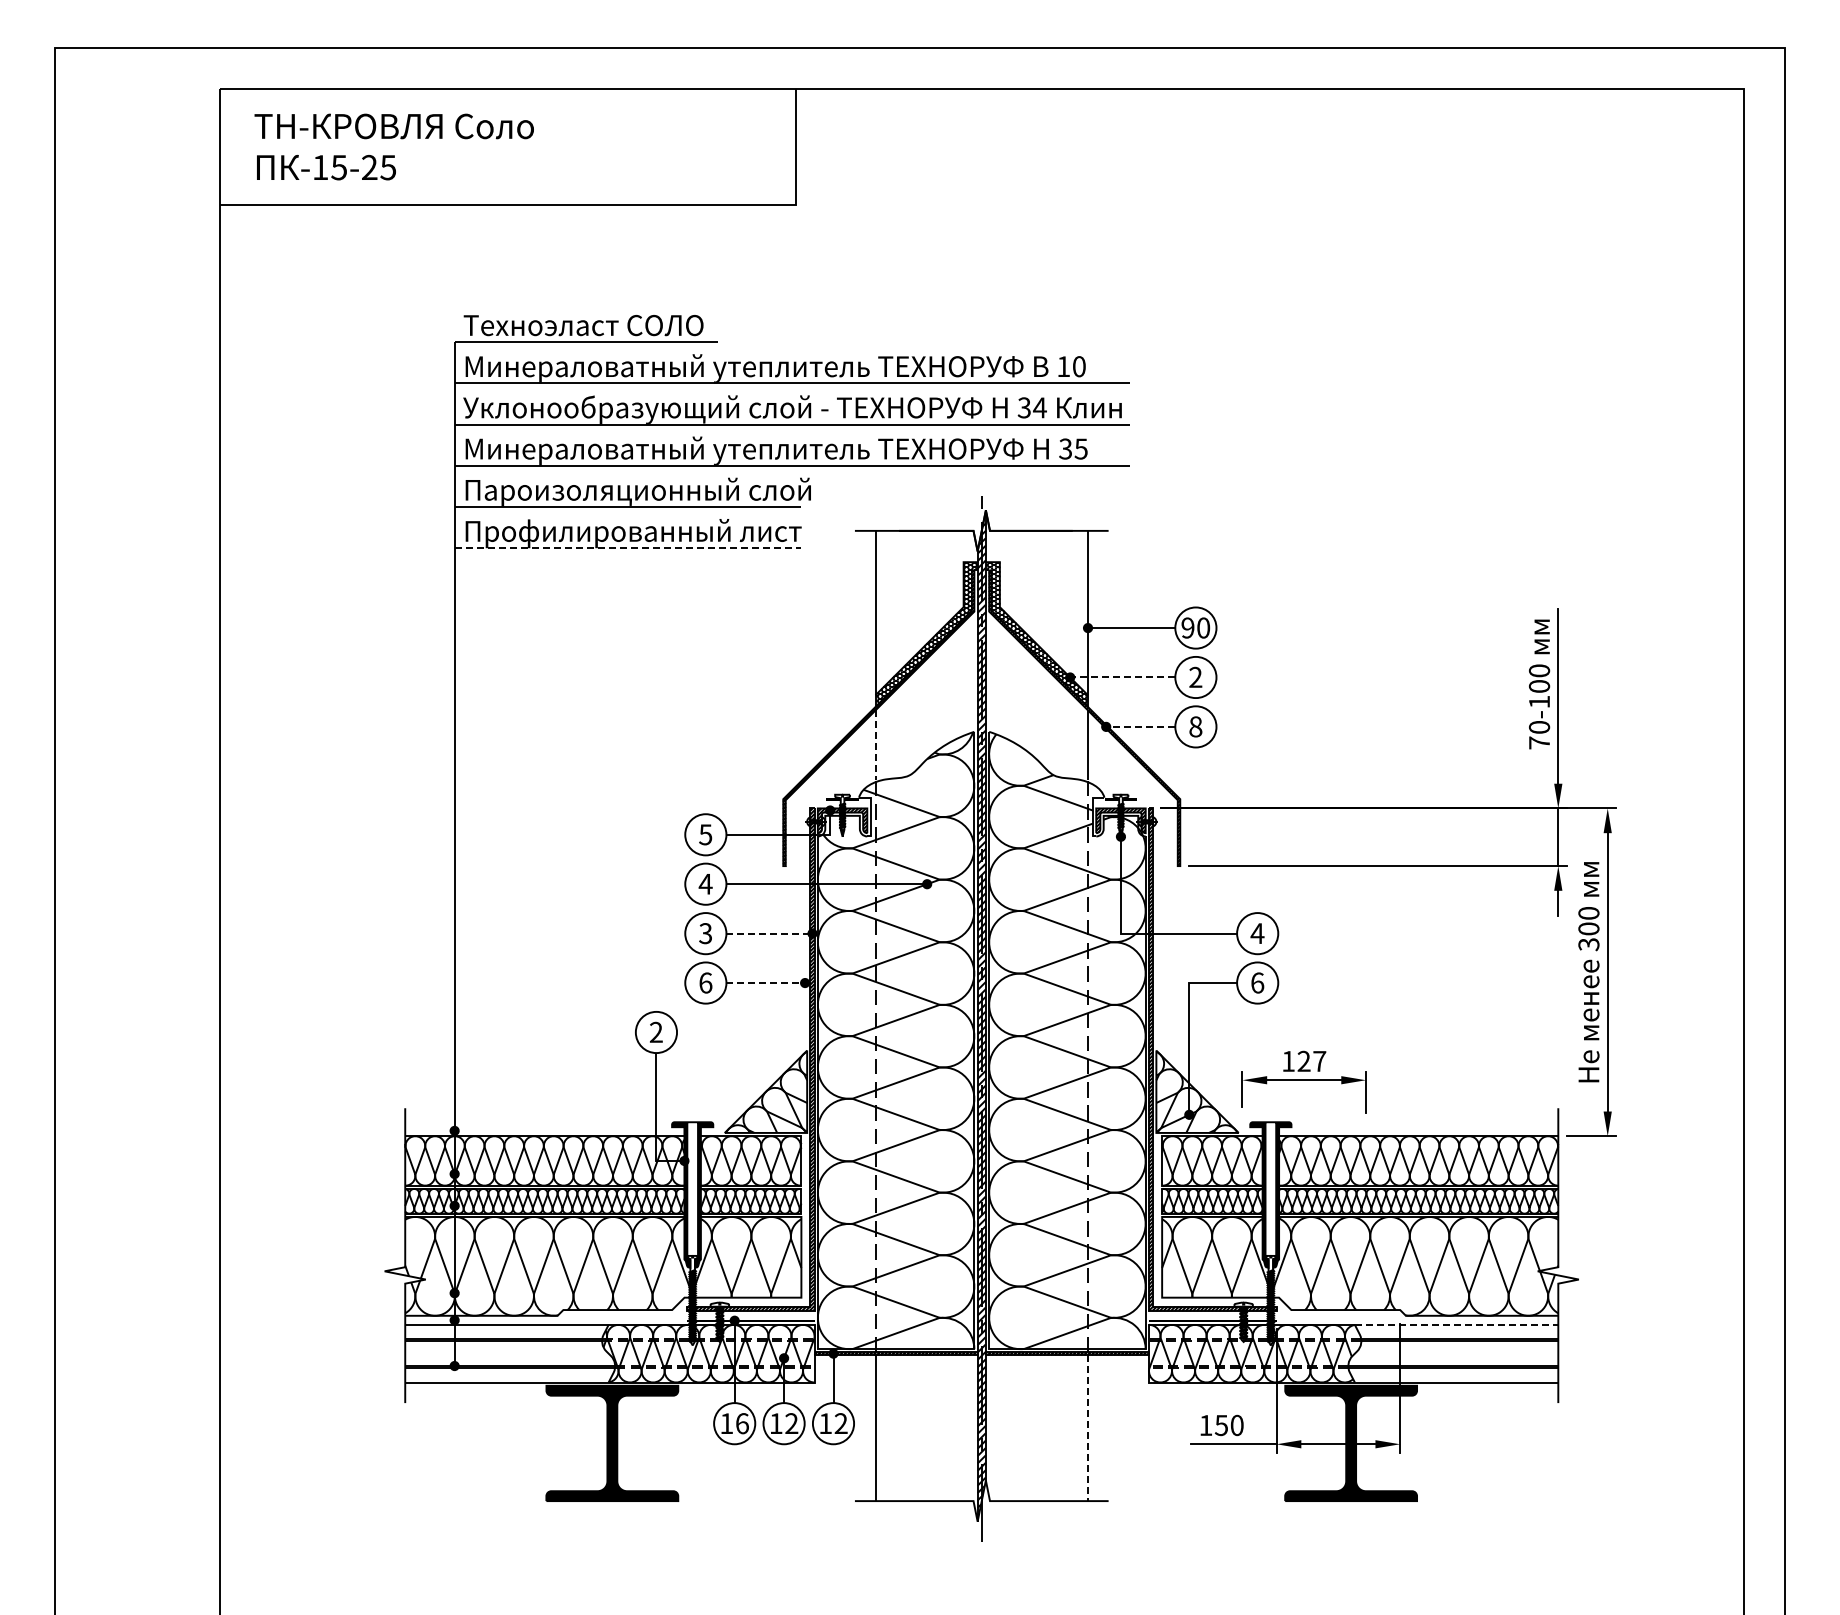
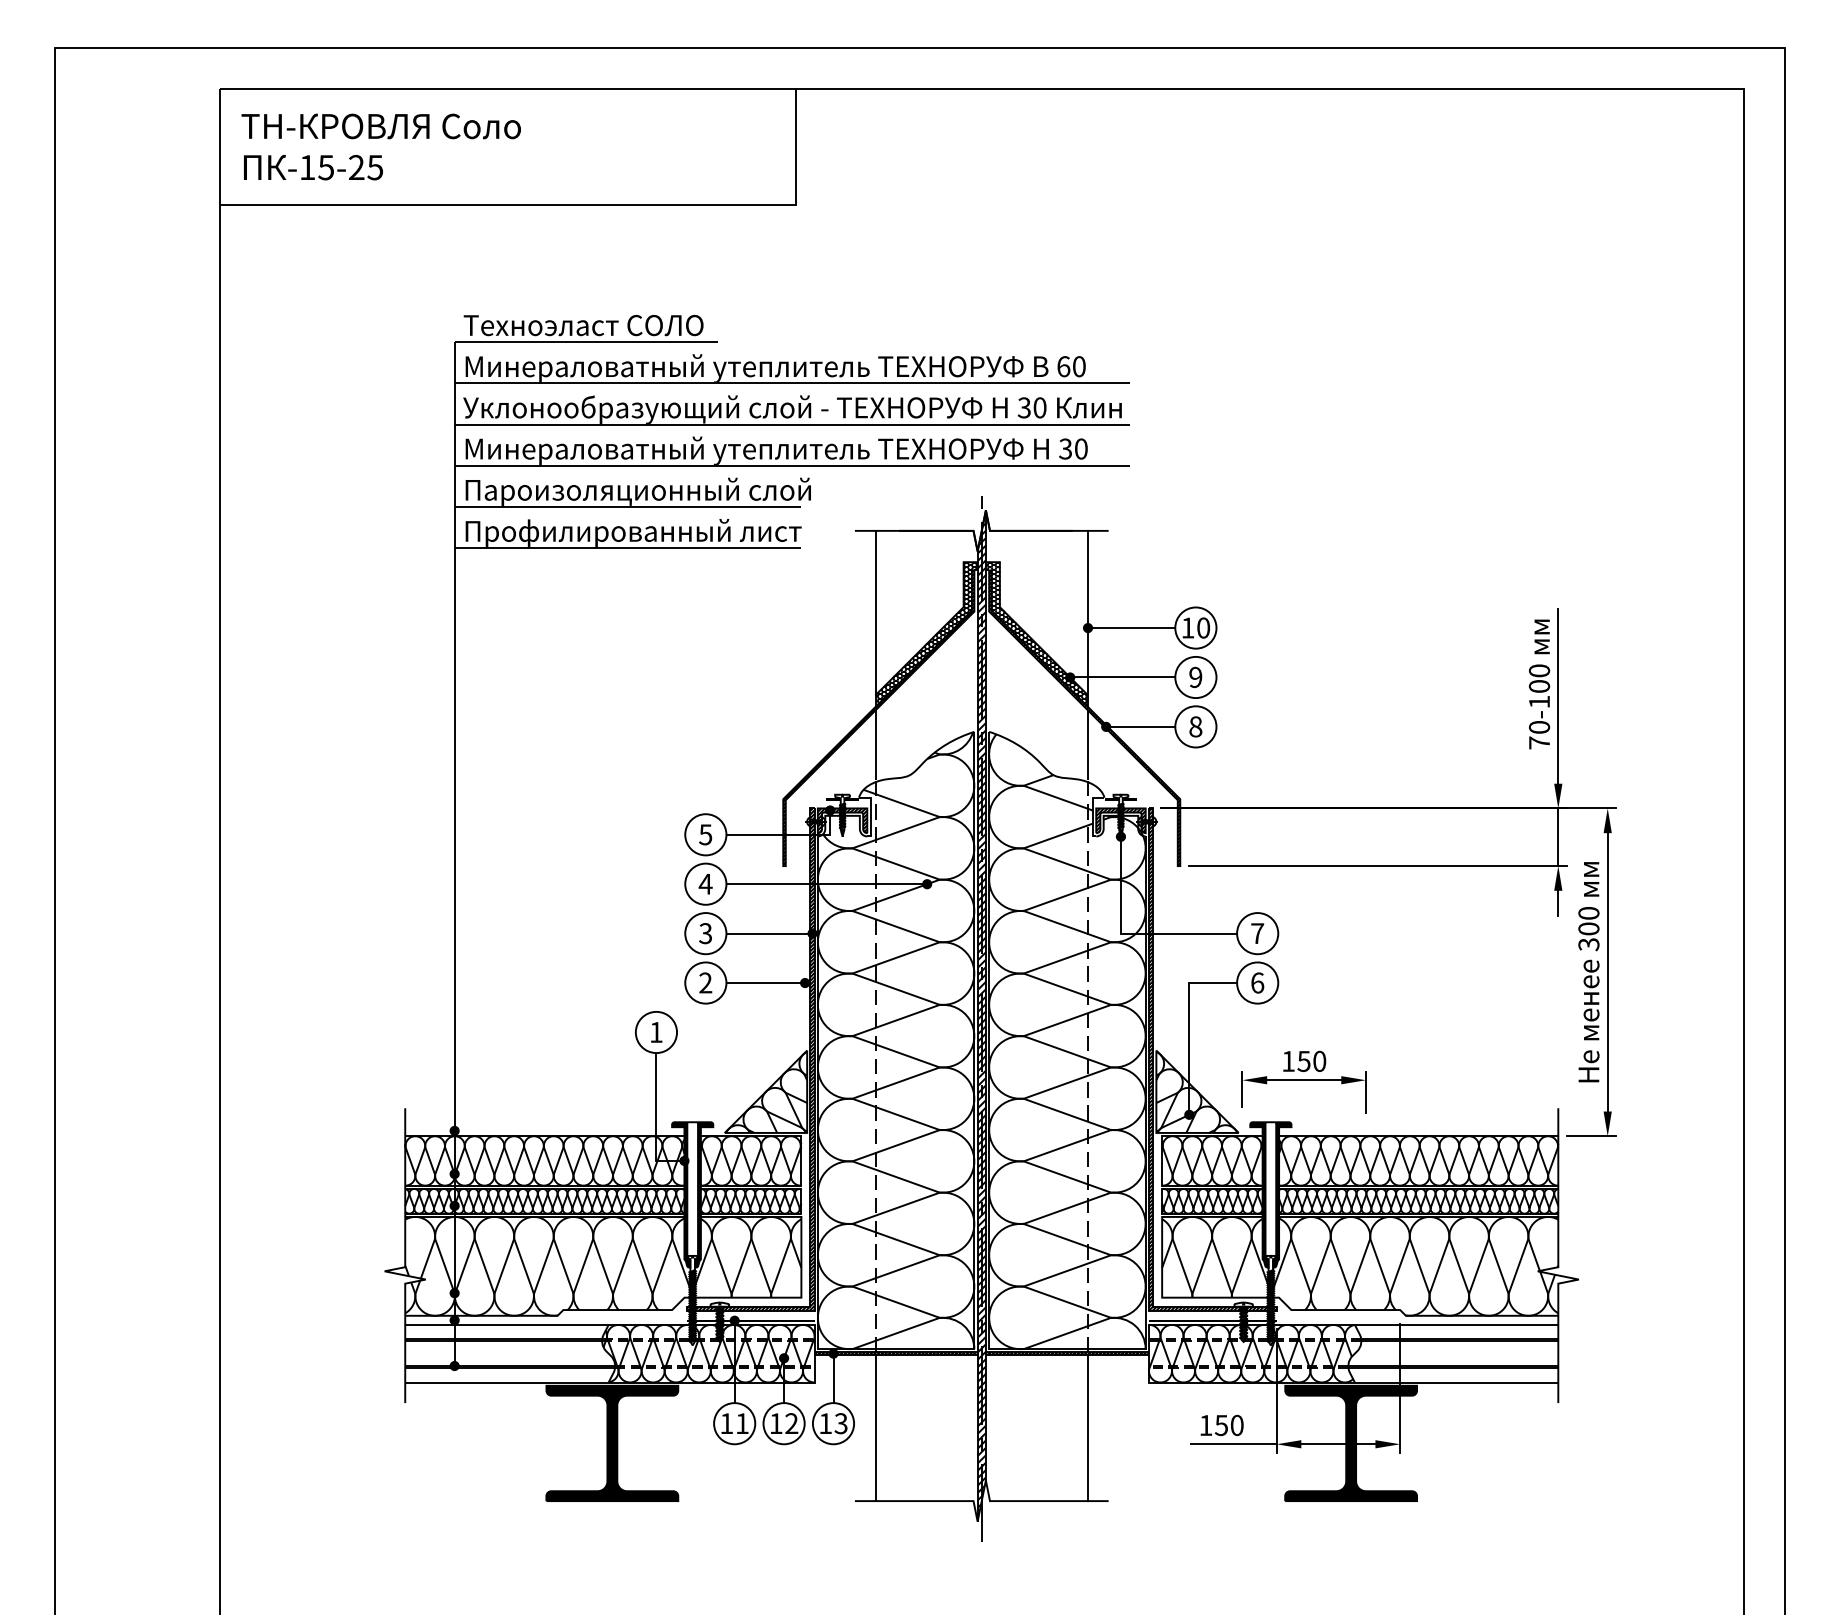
text position: (393, 146) -> (380, 146) (380, 146)
text: 10 -> 60 (1063, 366)
text: 34 -> 30 (1039, 407)
text: 35 -> 30 (1080, 448)
line: dashed -> solid (627, 548)
text: 90 -> 10 (1187, 627)
line: dashed -> solid (1122, 677)
text: 2 -> 9 (1195, 677)
line: dashed -> solid (1140, 726)
line: dashed -> solid (875, 745)
line: dashed -> solid (769, 933)
text: 4 -> 7 (1257, 933)
text: 6 -> 2 (705, 982)
line: dashed -> solid (766, 983)
text: 2 -> 1 (656, 1031)
text: 127 -> 150 (1311, 1061)
line: dashed -> solid (1456, 1324)
text: 16 -> 11 (742, 1423)
text: 12 -> 13 (840, 1423)
line: dashed -> solid (1088, 1428)
